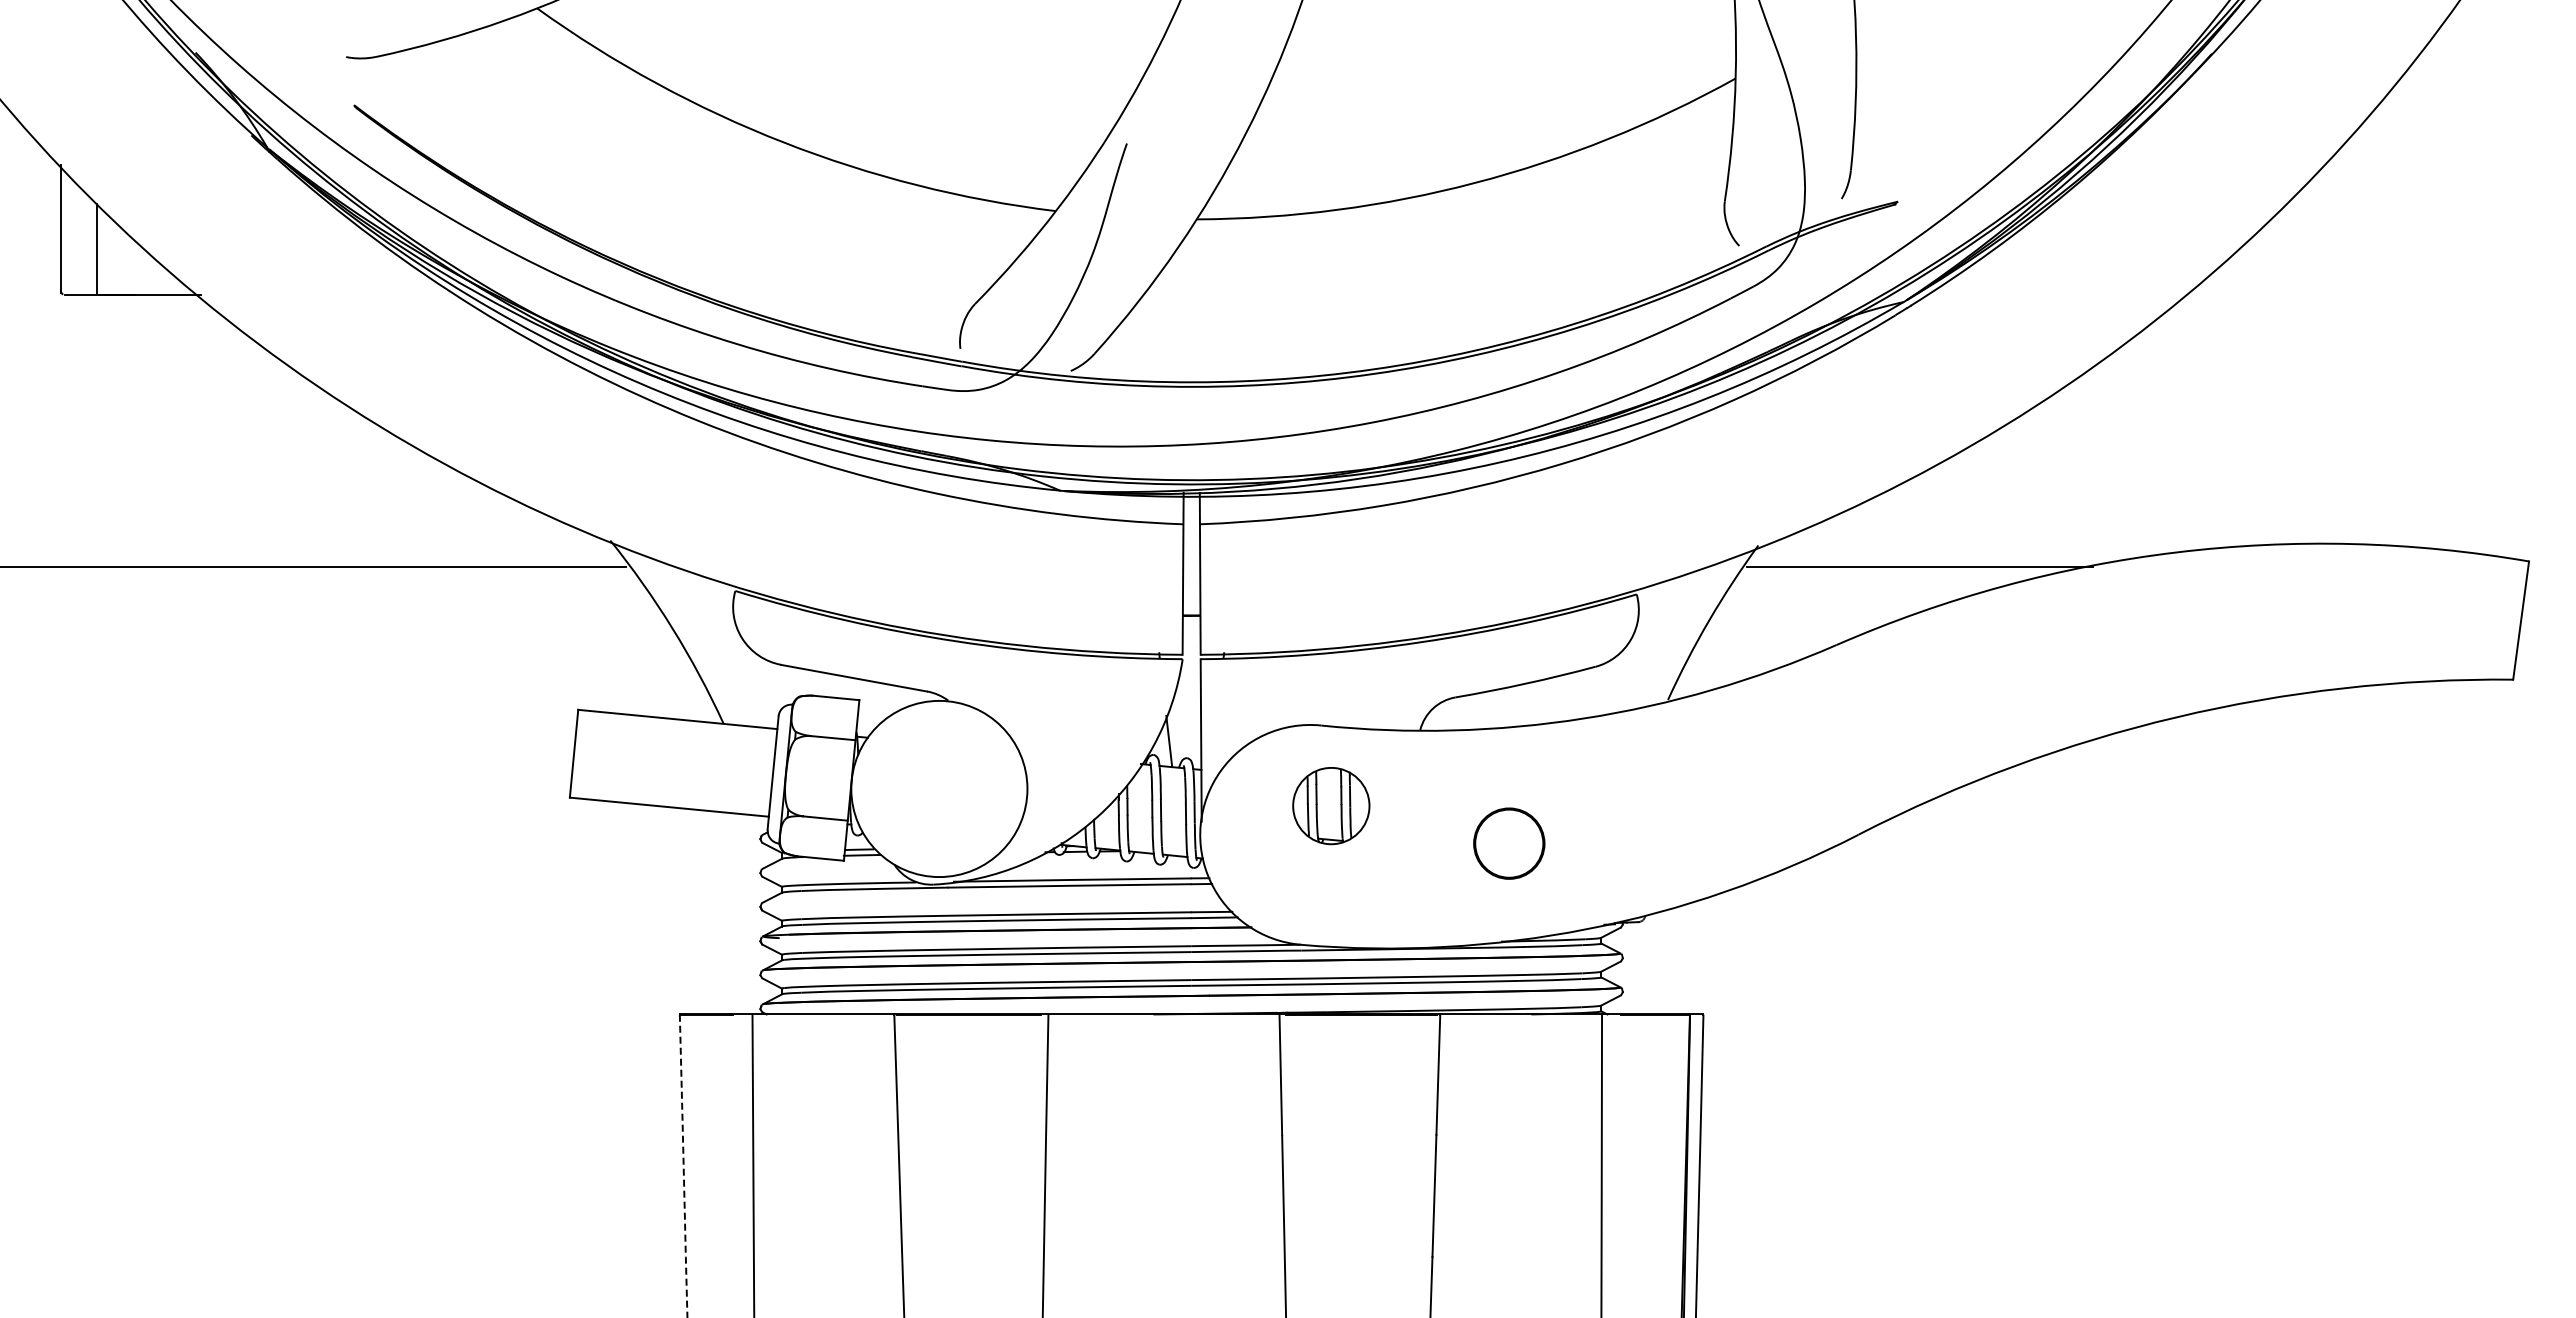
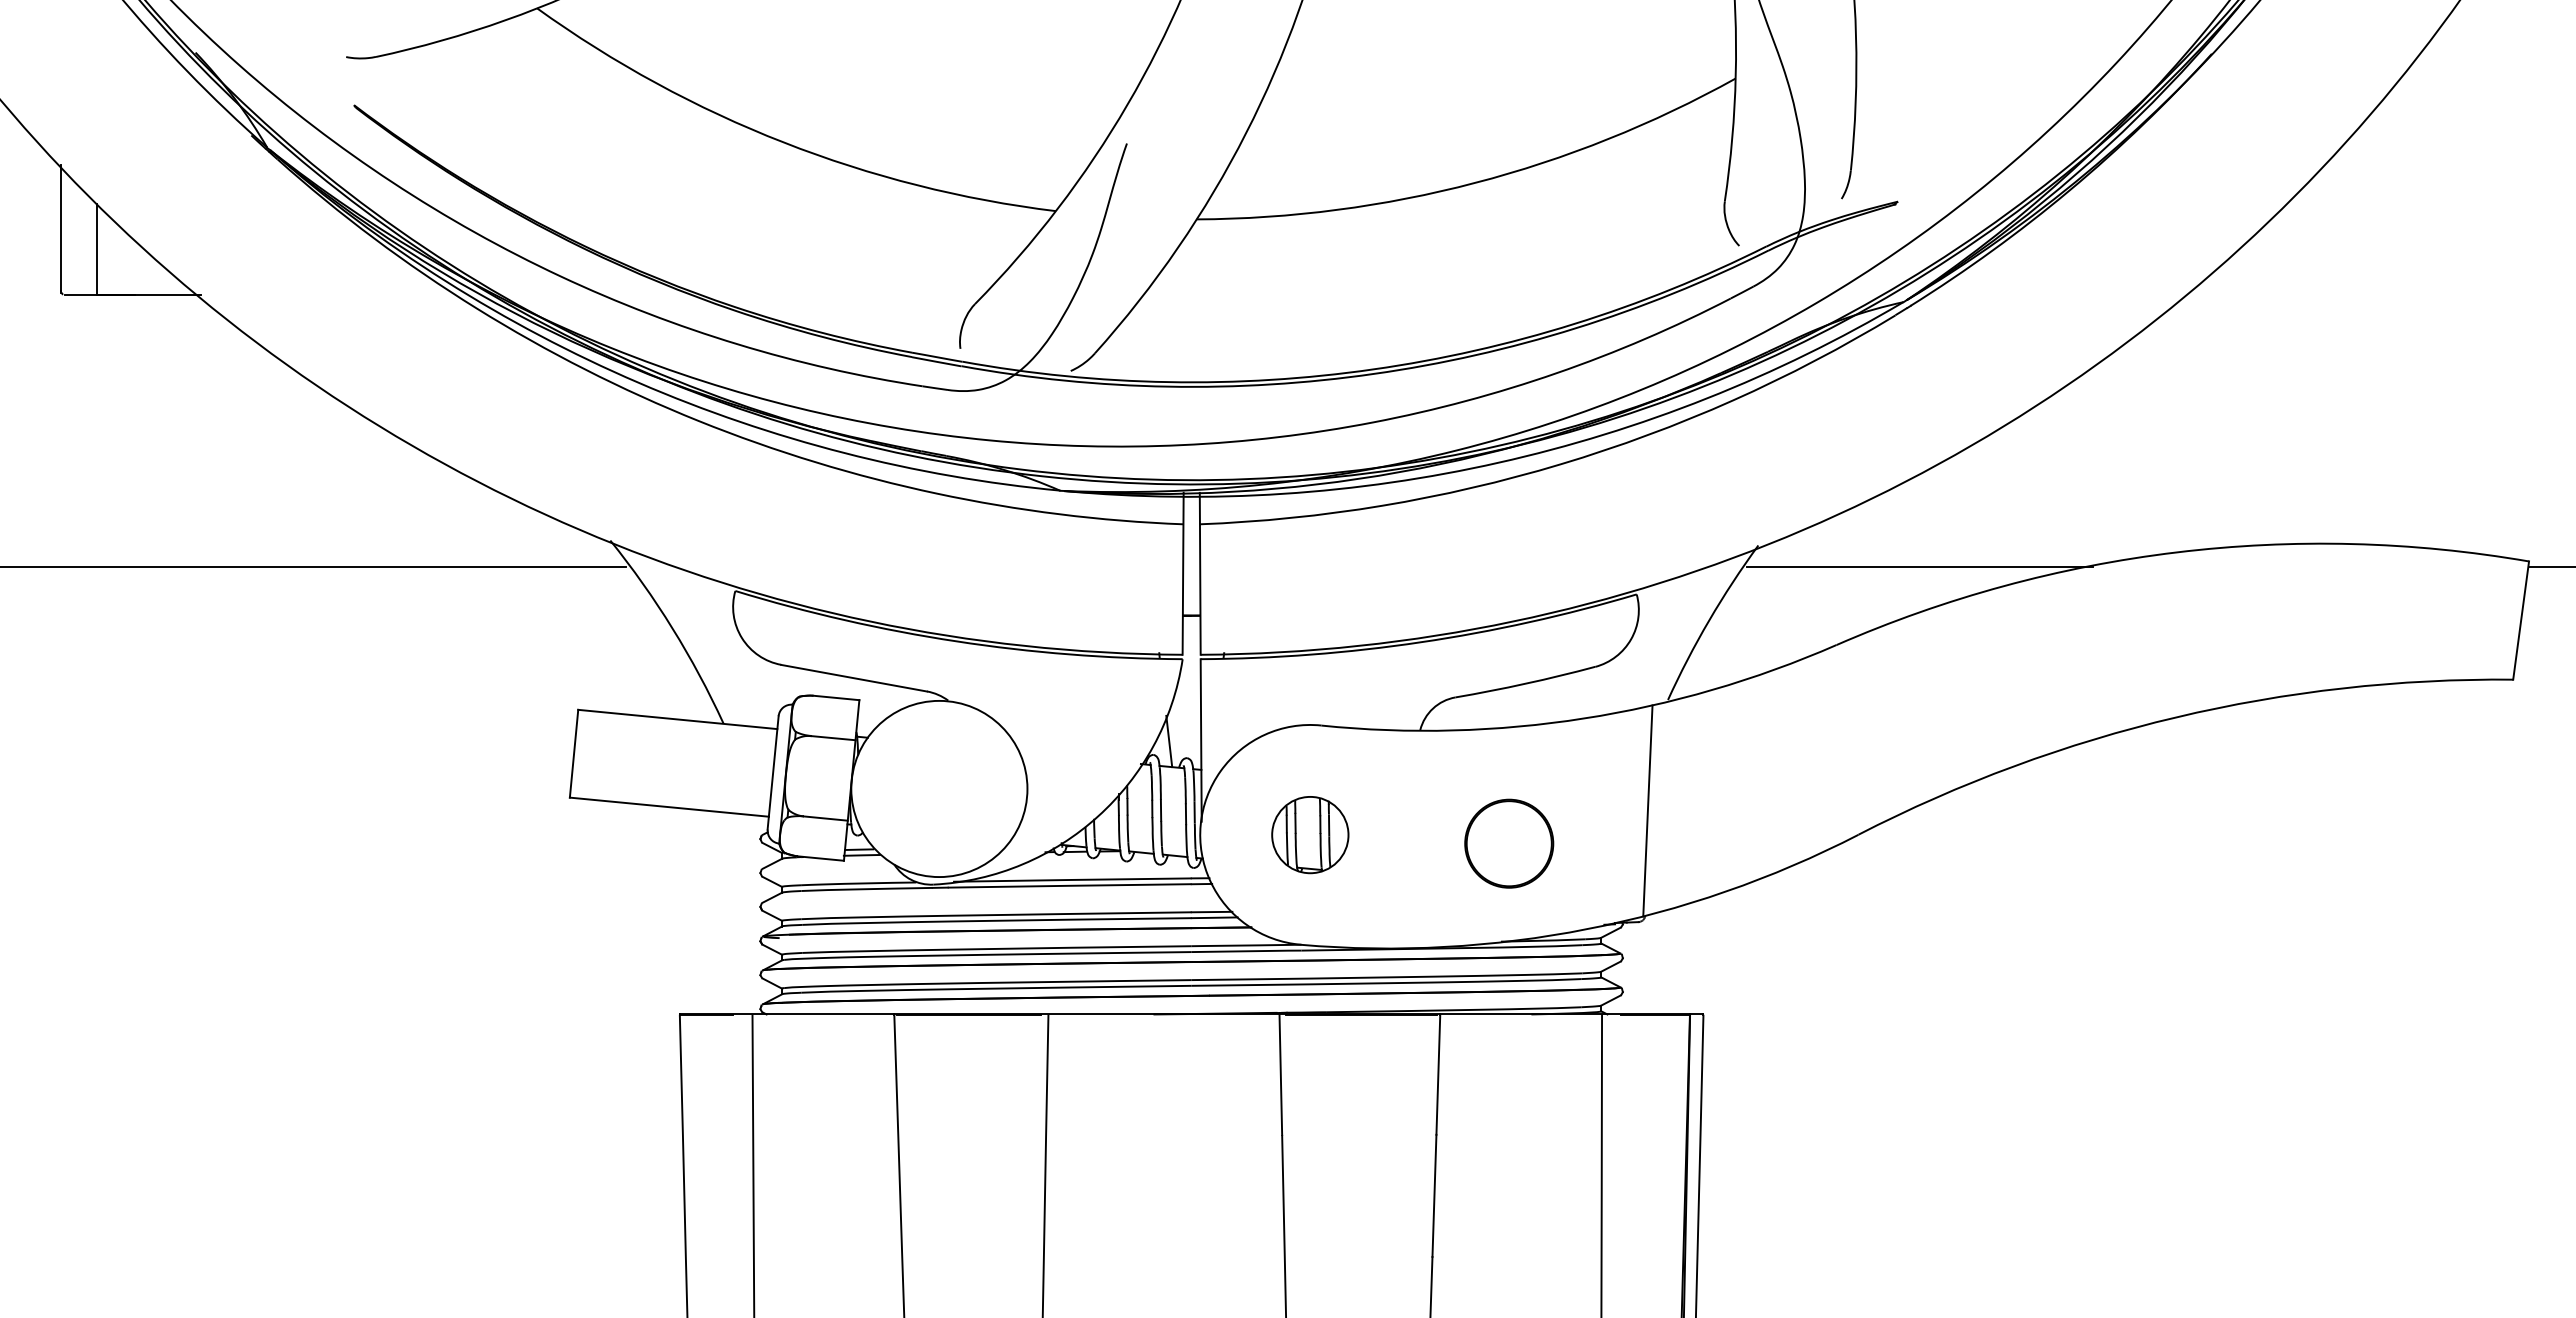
line: none -> present (2550, 566)
part position: (1331, 806) -> (1310, 835) (1310, 835)
line: none -> present (1647, 810)
part size: 73x73 px -> 91x91 px (1509, 843)
line: dashed -> solid (683, 1166)
